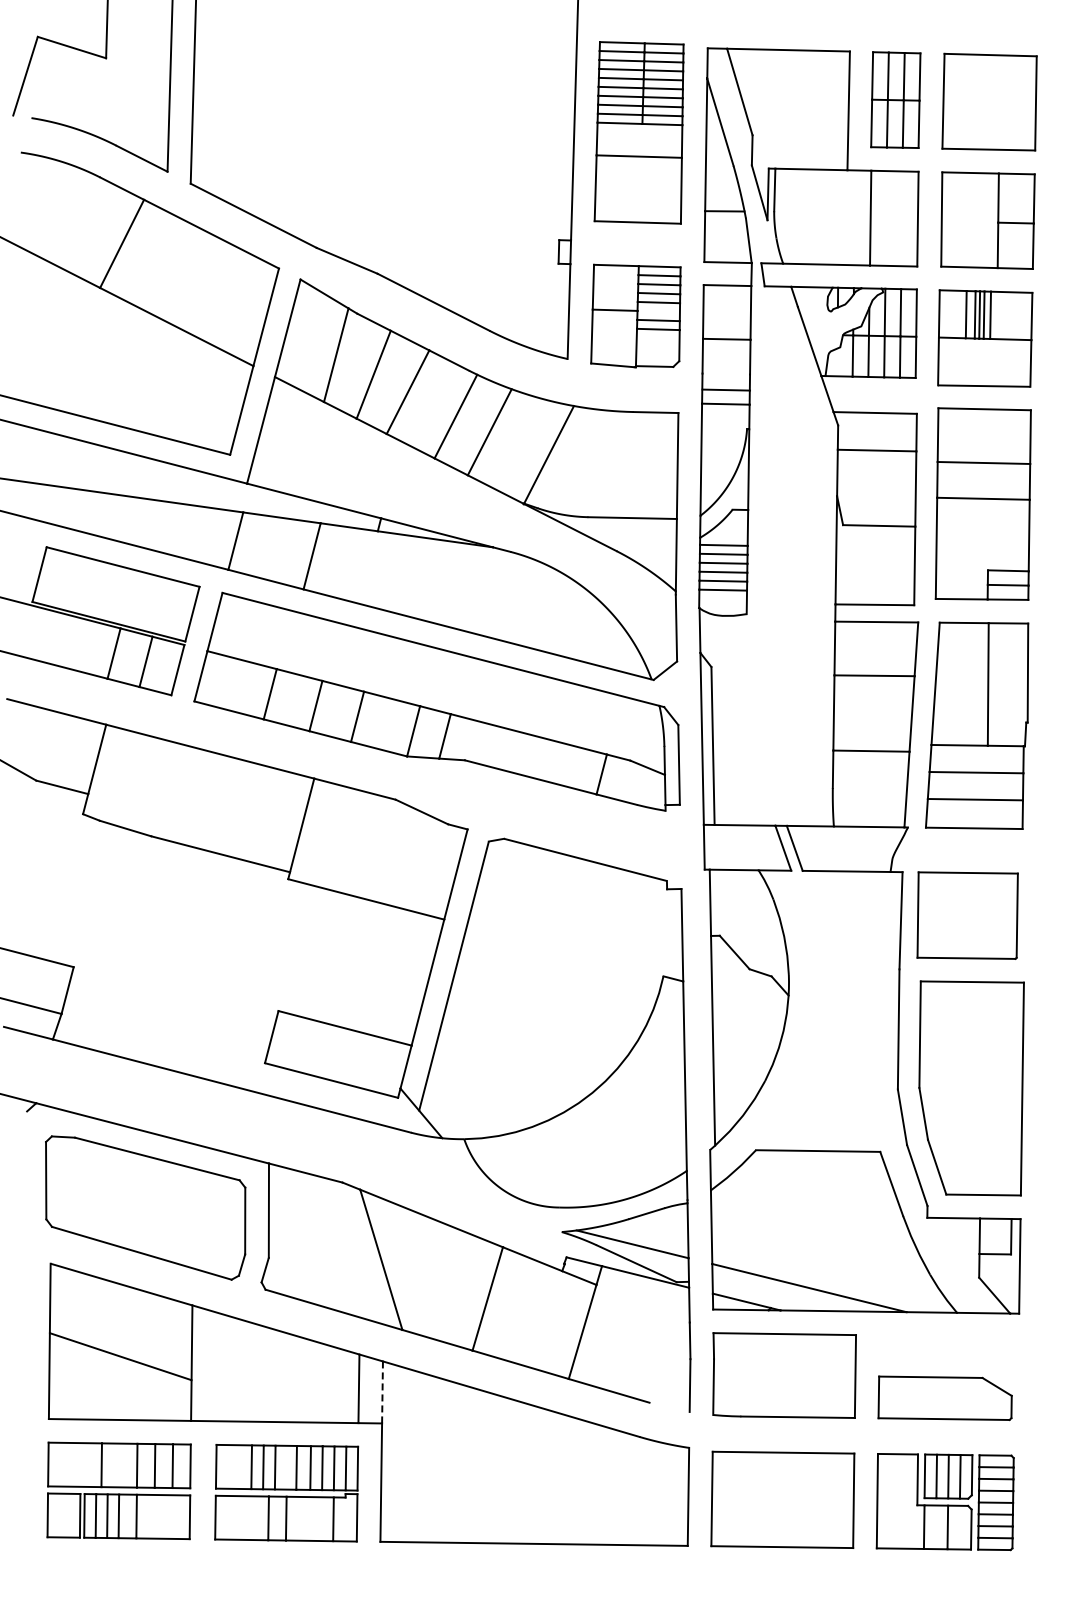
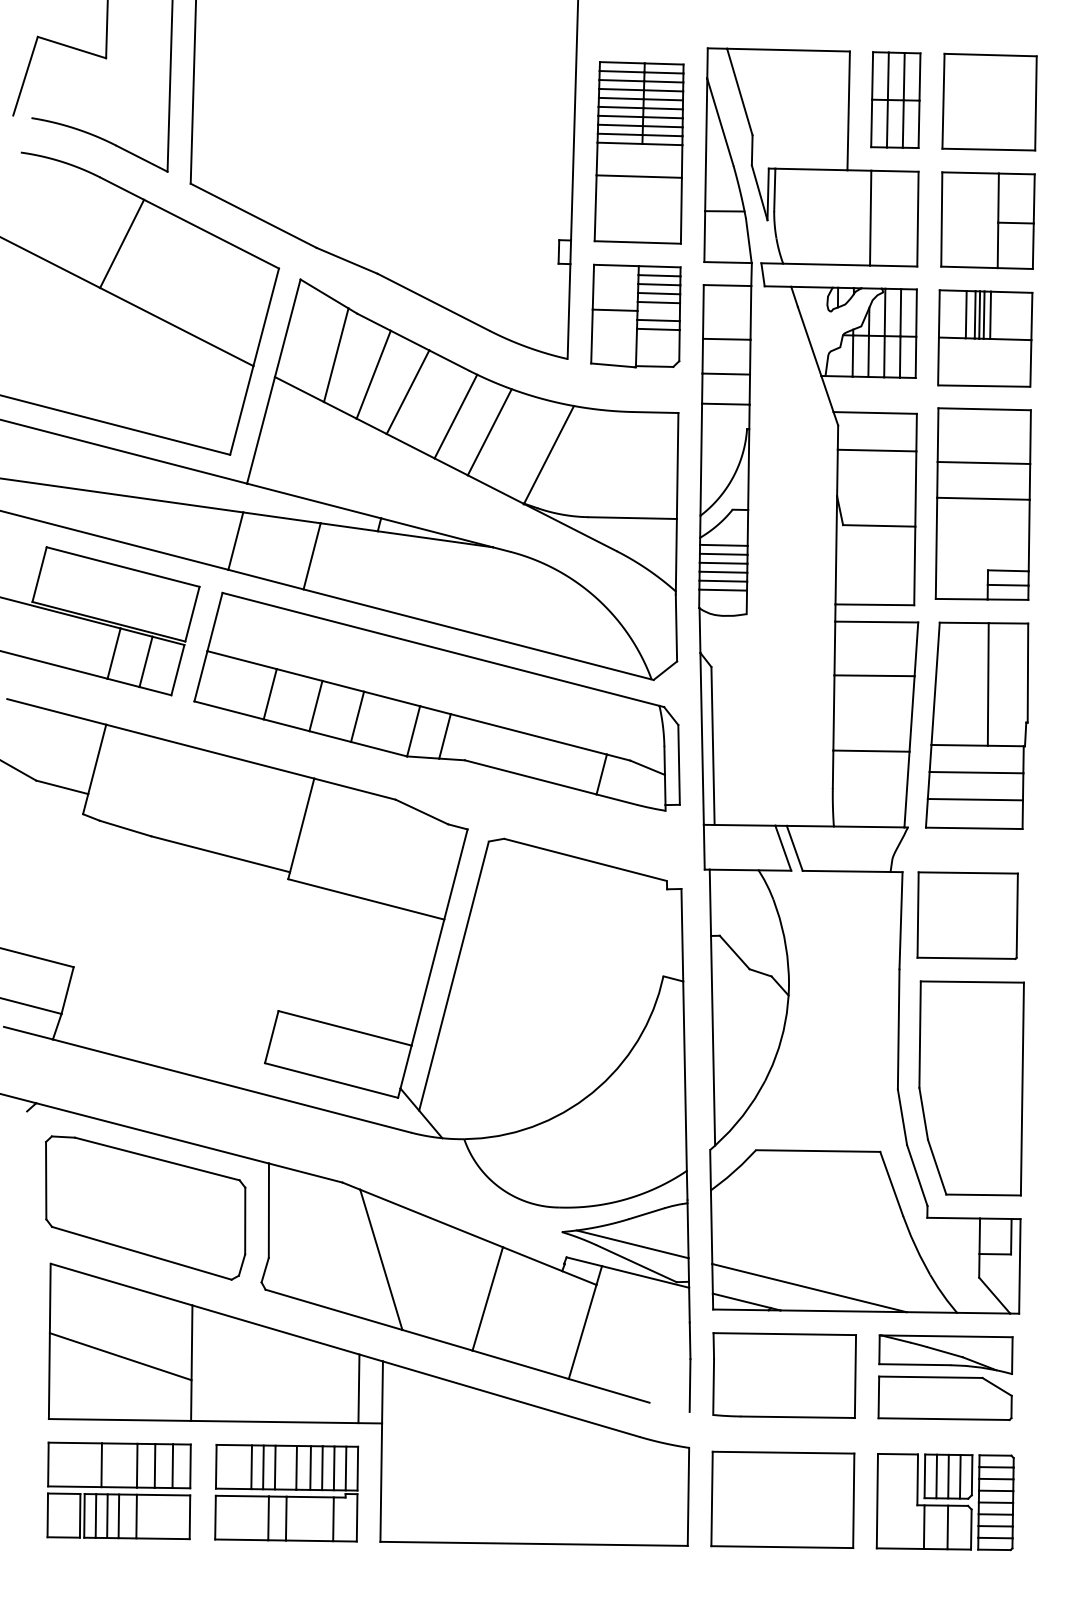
part position: (638, 132) -> (638, 152) (638, 152)
line position: (726, 389) -> (726, 373) (726, 373)
part: none -> present (945, 1354)
line: dashed -> solid (382, 1392)
